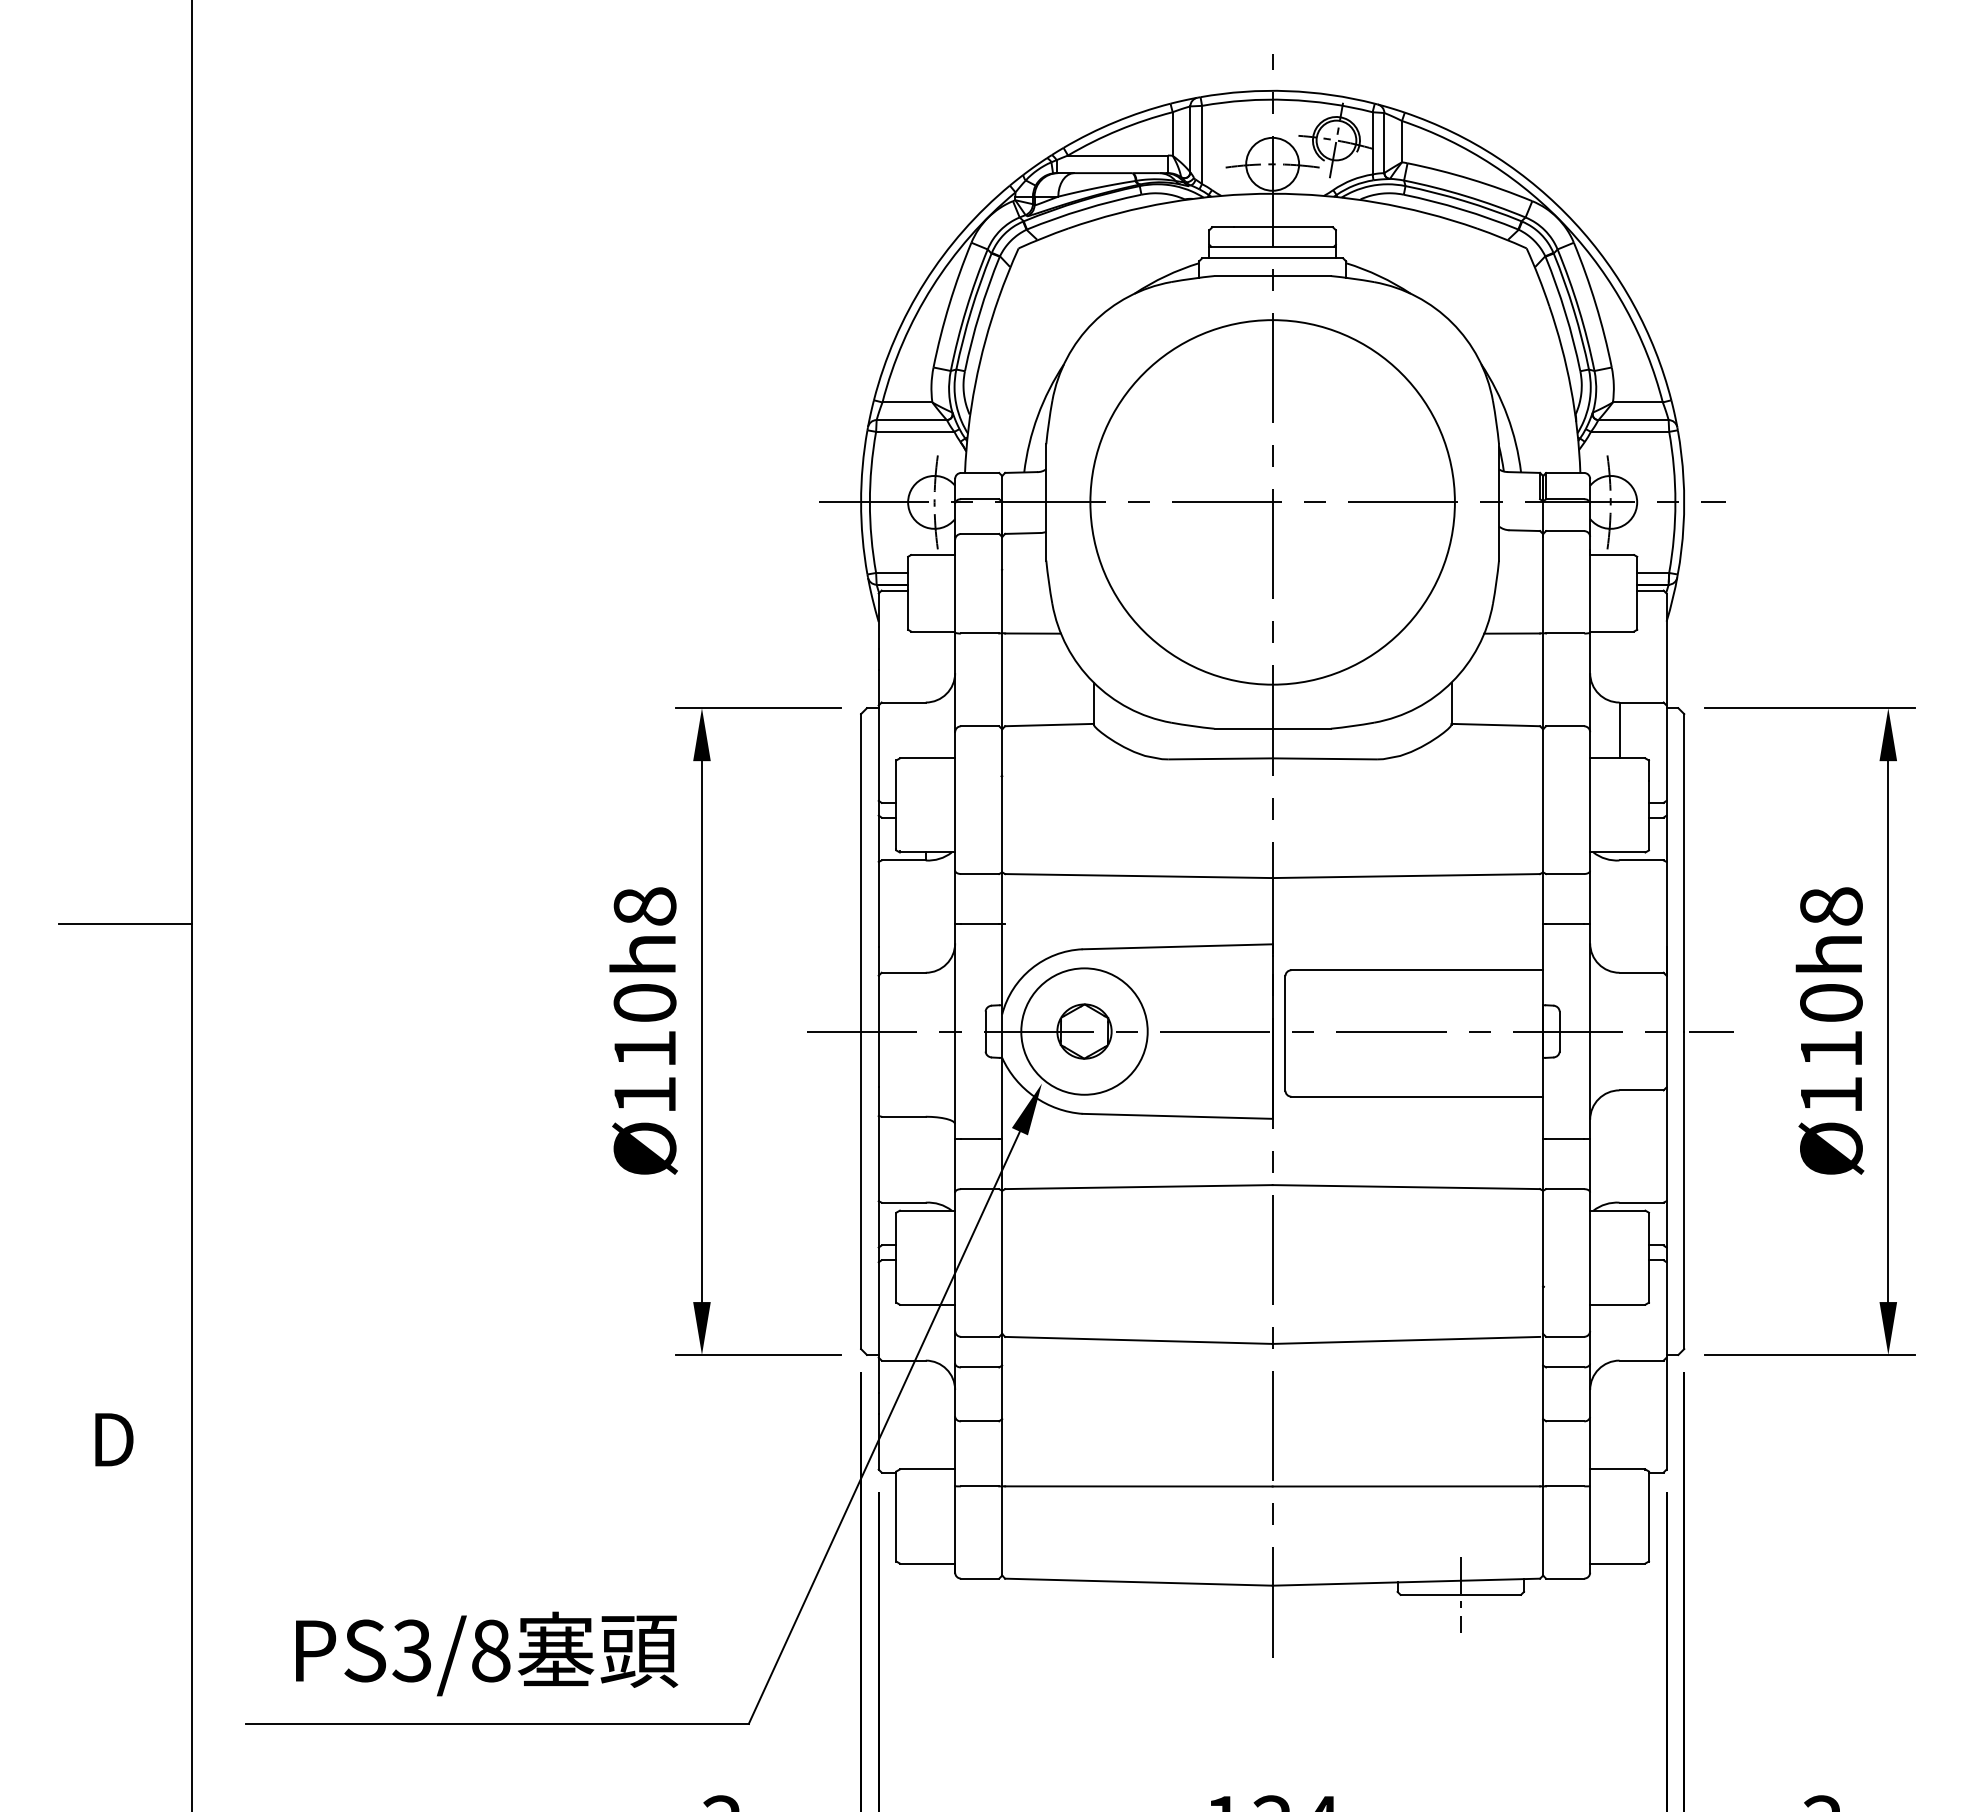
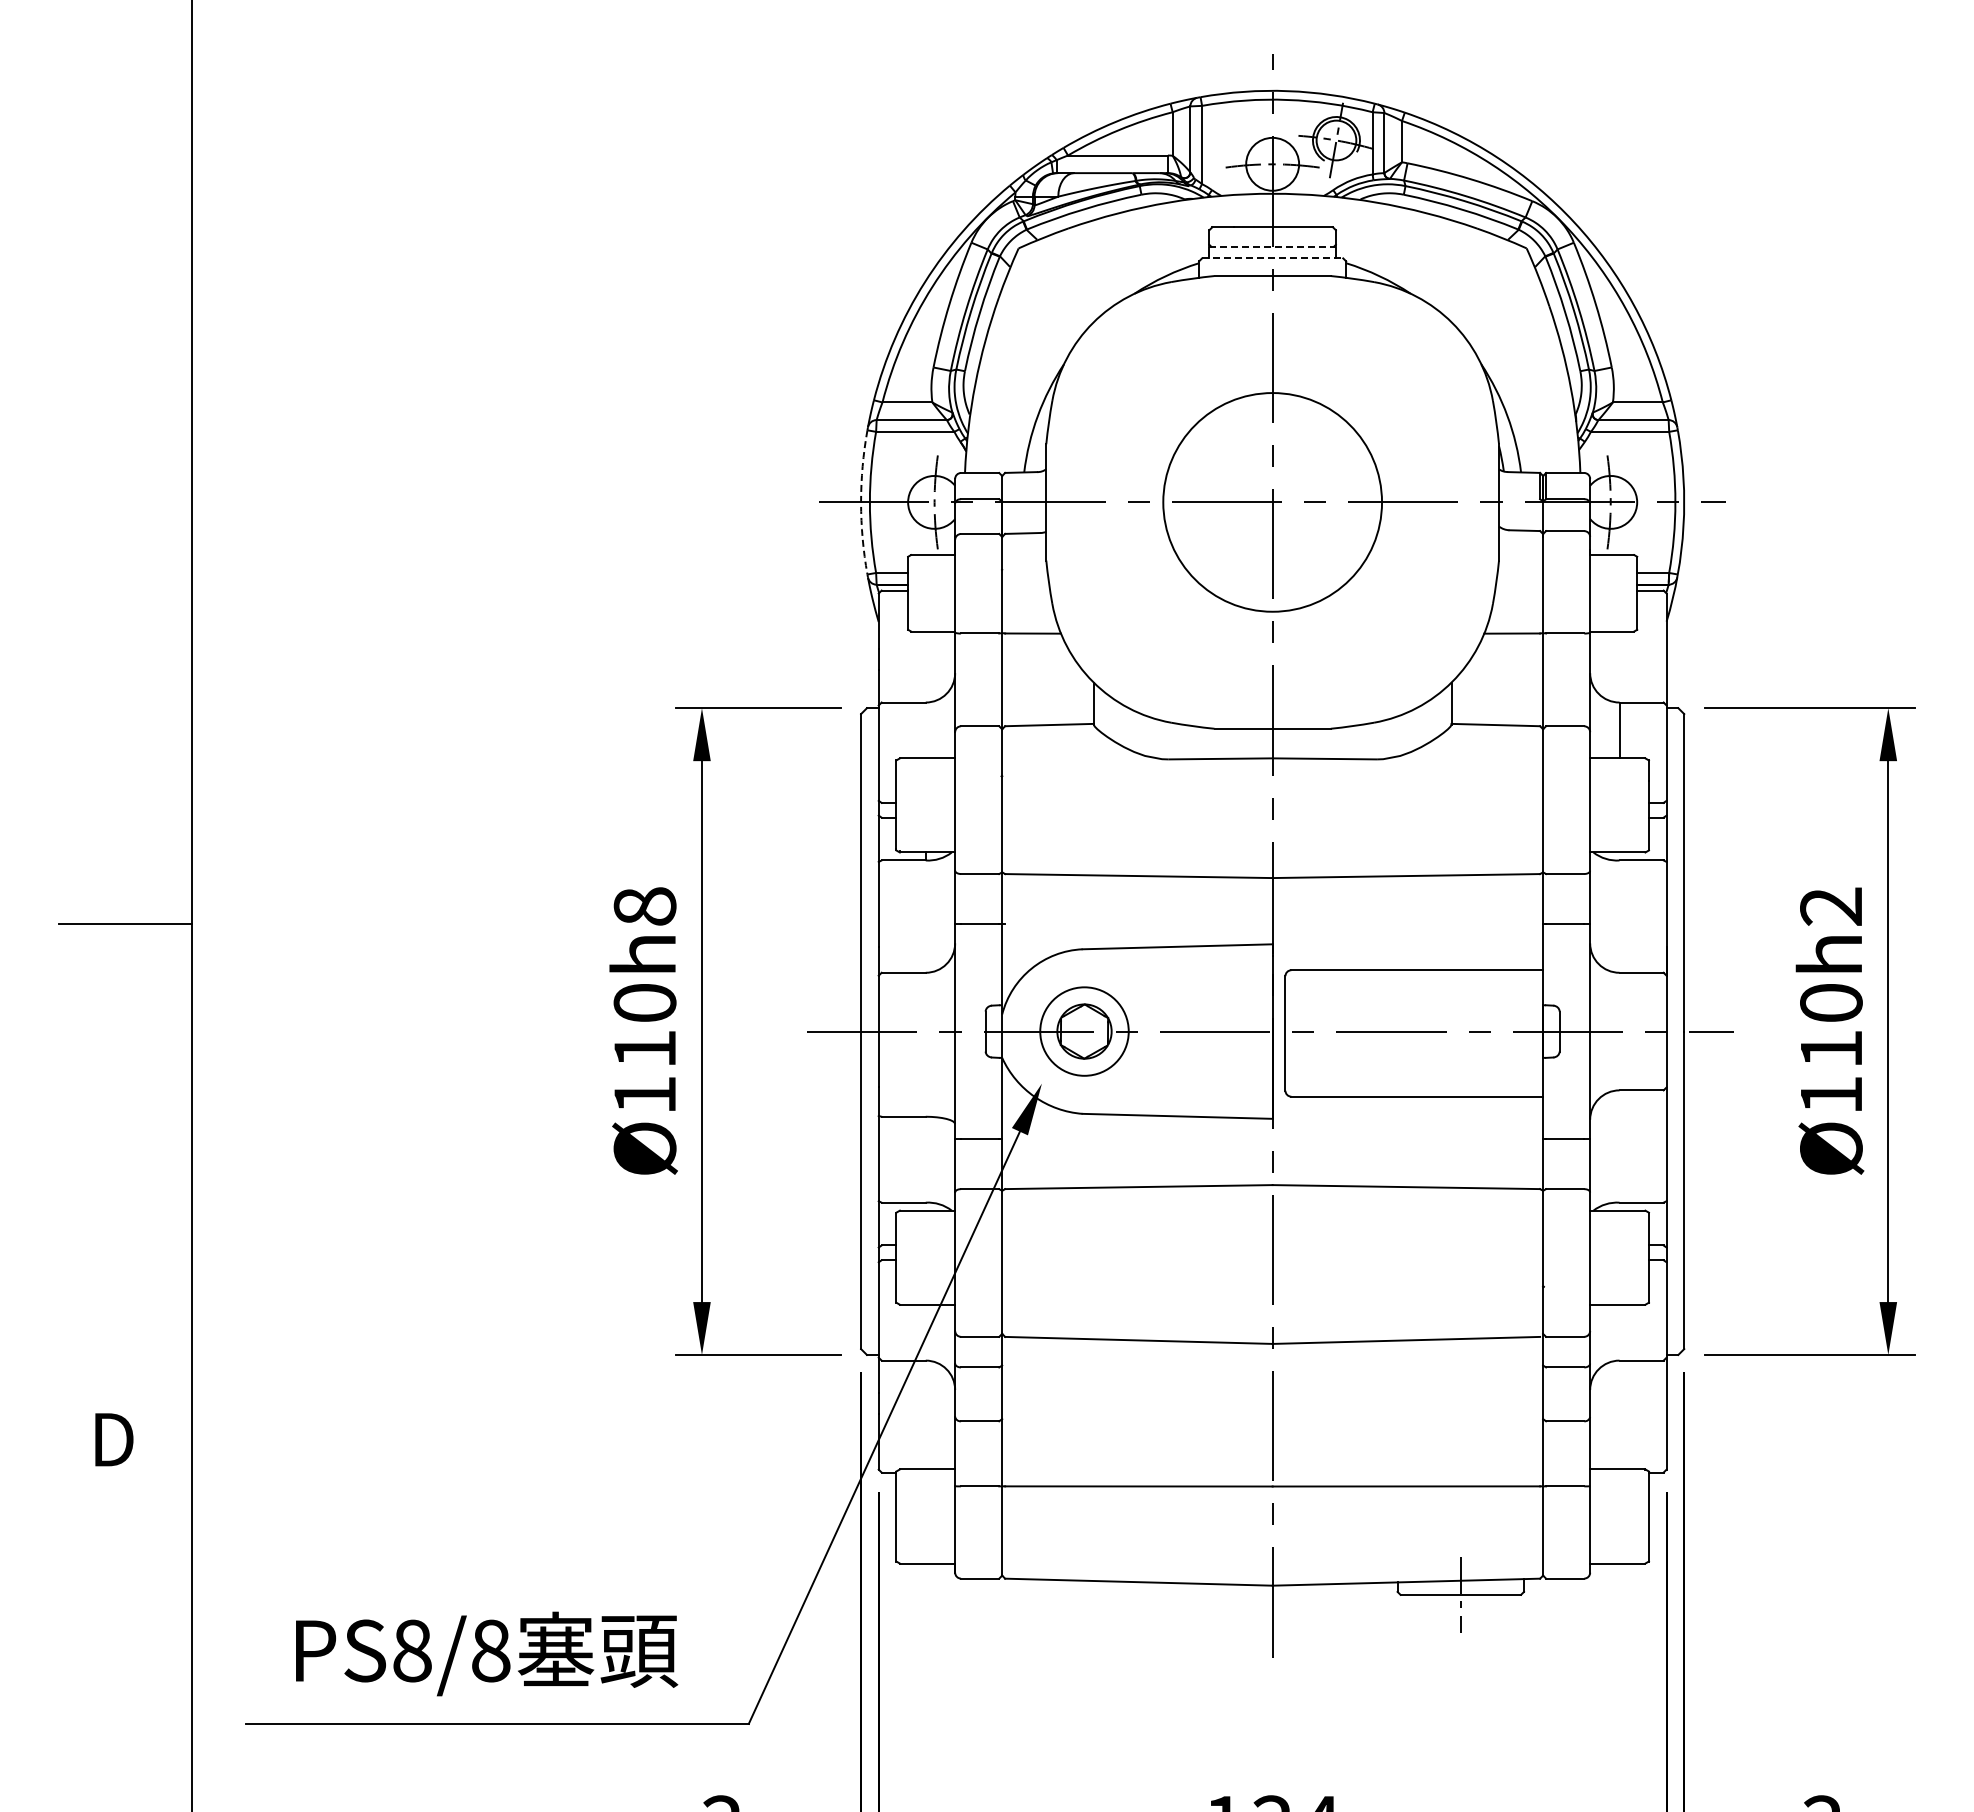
line: solid -> dashed (1273, 246)
line: solid -> dashed (1272, 258)
arc: solid -> dashed (861, 502)
circle diameter: 365 px -> 219 px (1272, 502)
text: Ø110h8 -> Ø110h2 (1831, 906)
circle diameter: 126 px -> 88 px (1084, 1031)
text: PS3/8 -> PS8/8 (411, 1650)
